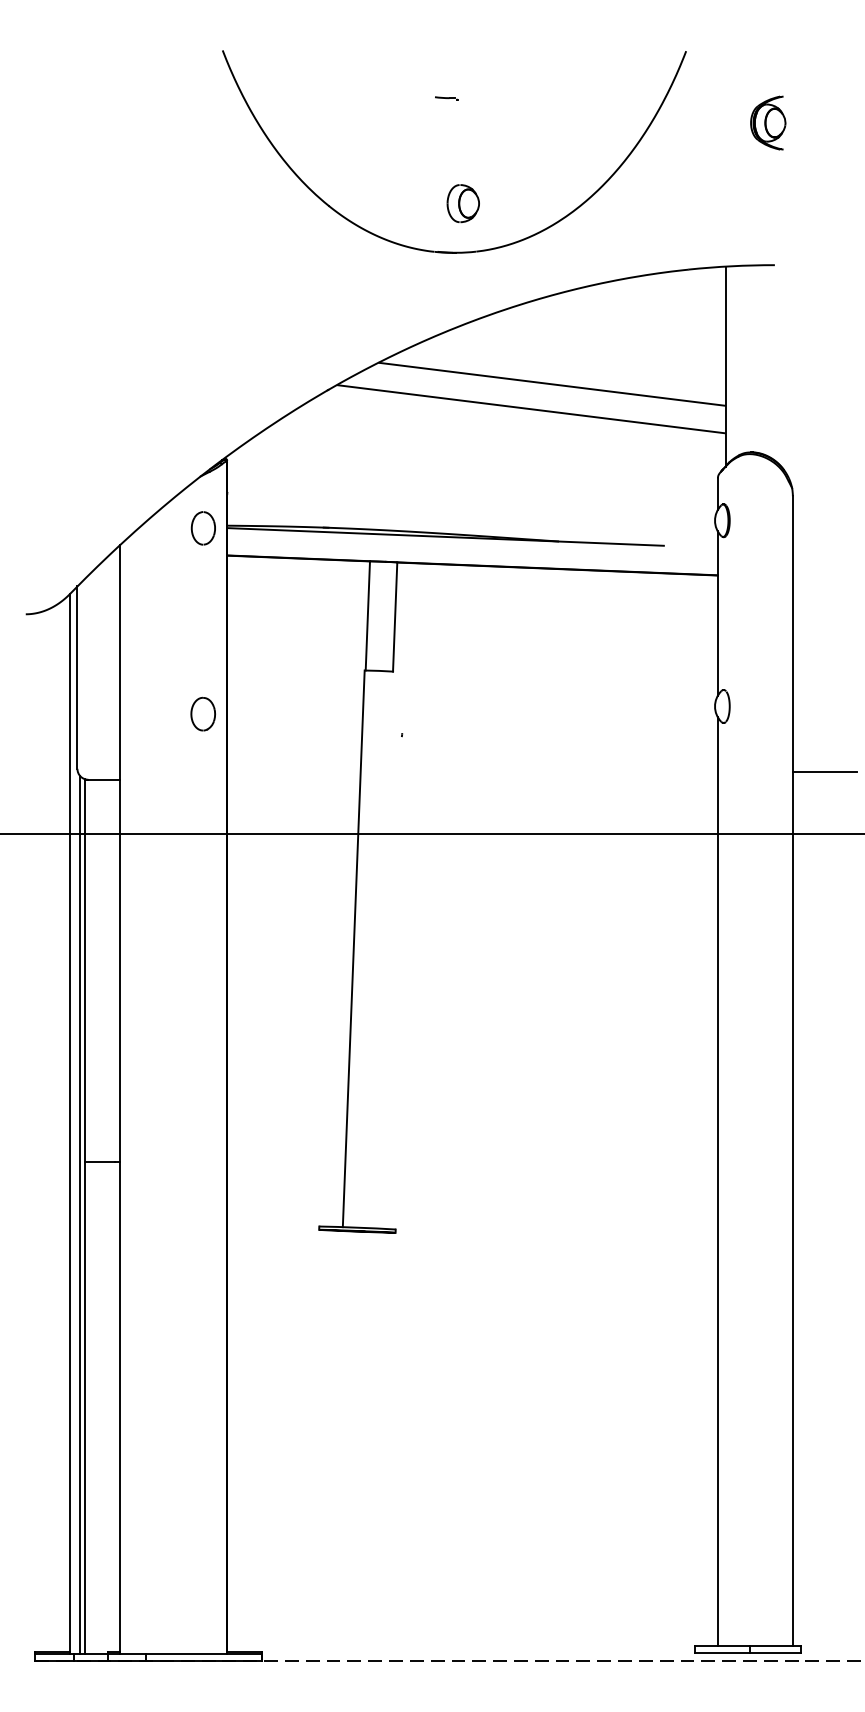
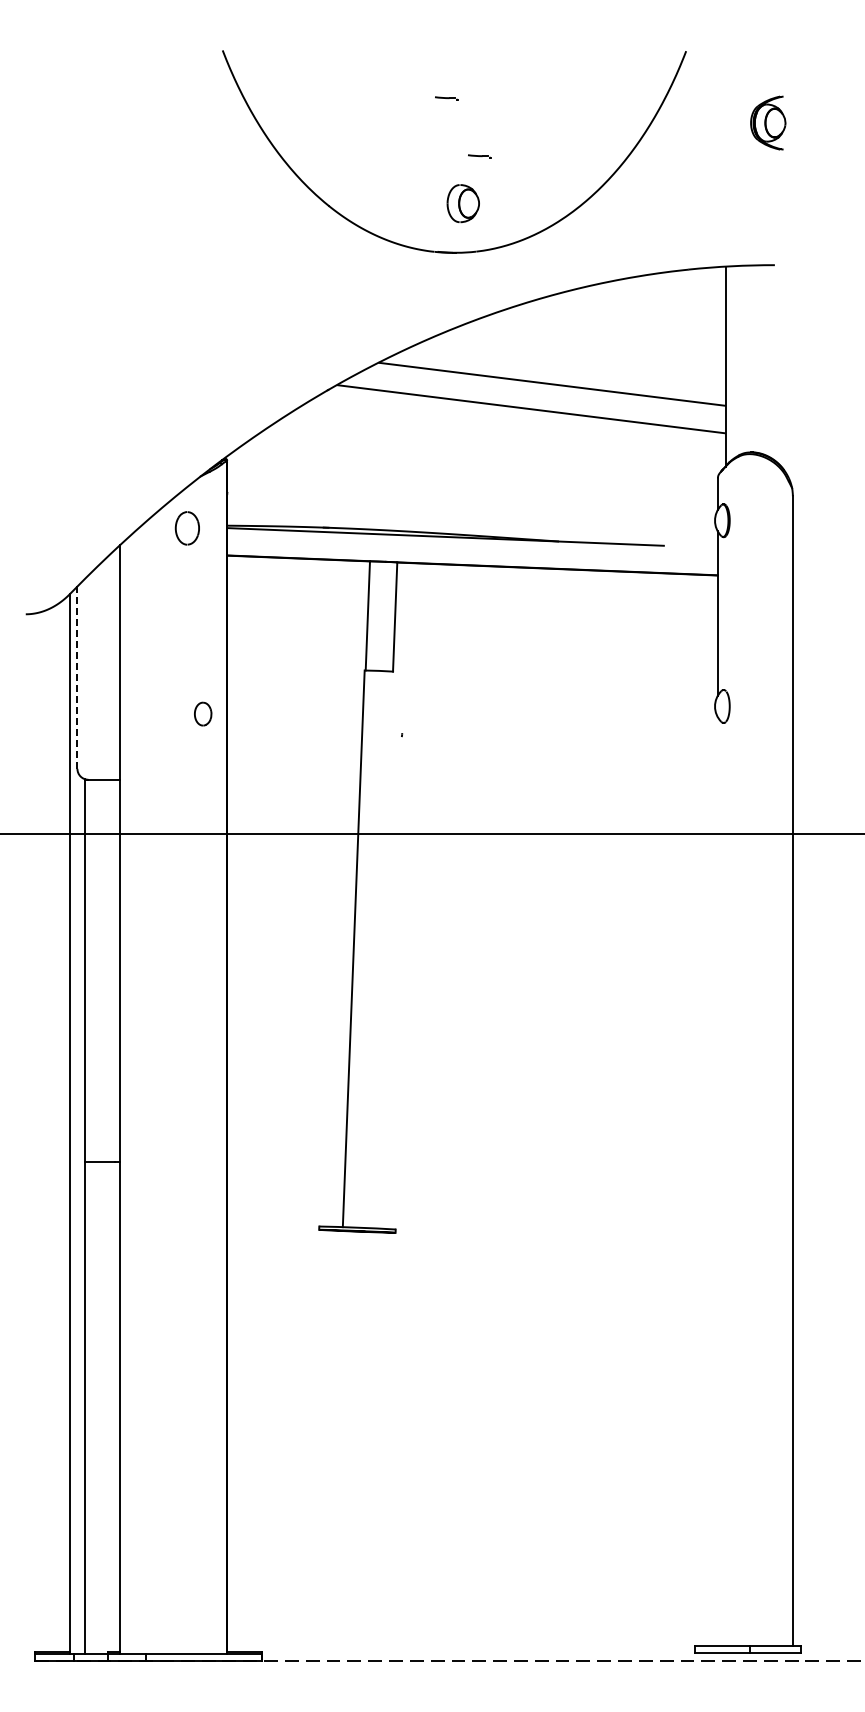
line: none -> present (479, 156)
part position: (202, 528) -> (186, 528) (186, 528)
line: solid -> dashed (77, 678)
part size: 26x36 px -> 19x26 px (203, 713)
line: present -> none (824, 772)
line: present -> none (717, 1181)
line: present -> none (80, 1214)
